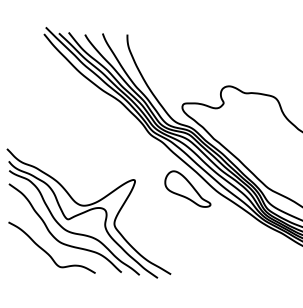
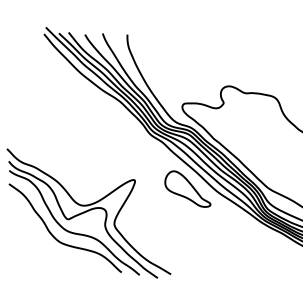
curve: present -> none (46, 251)
